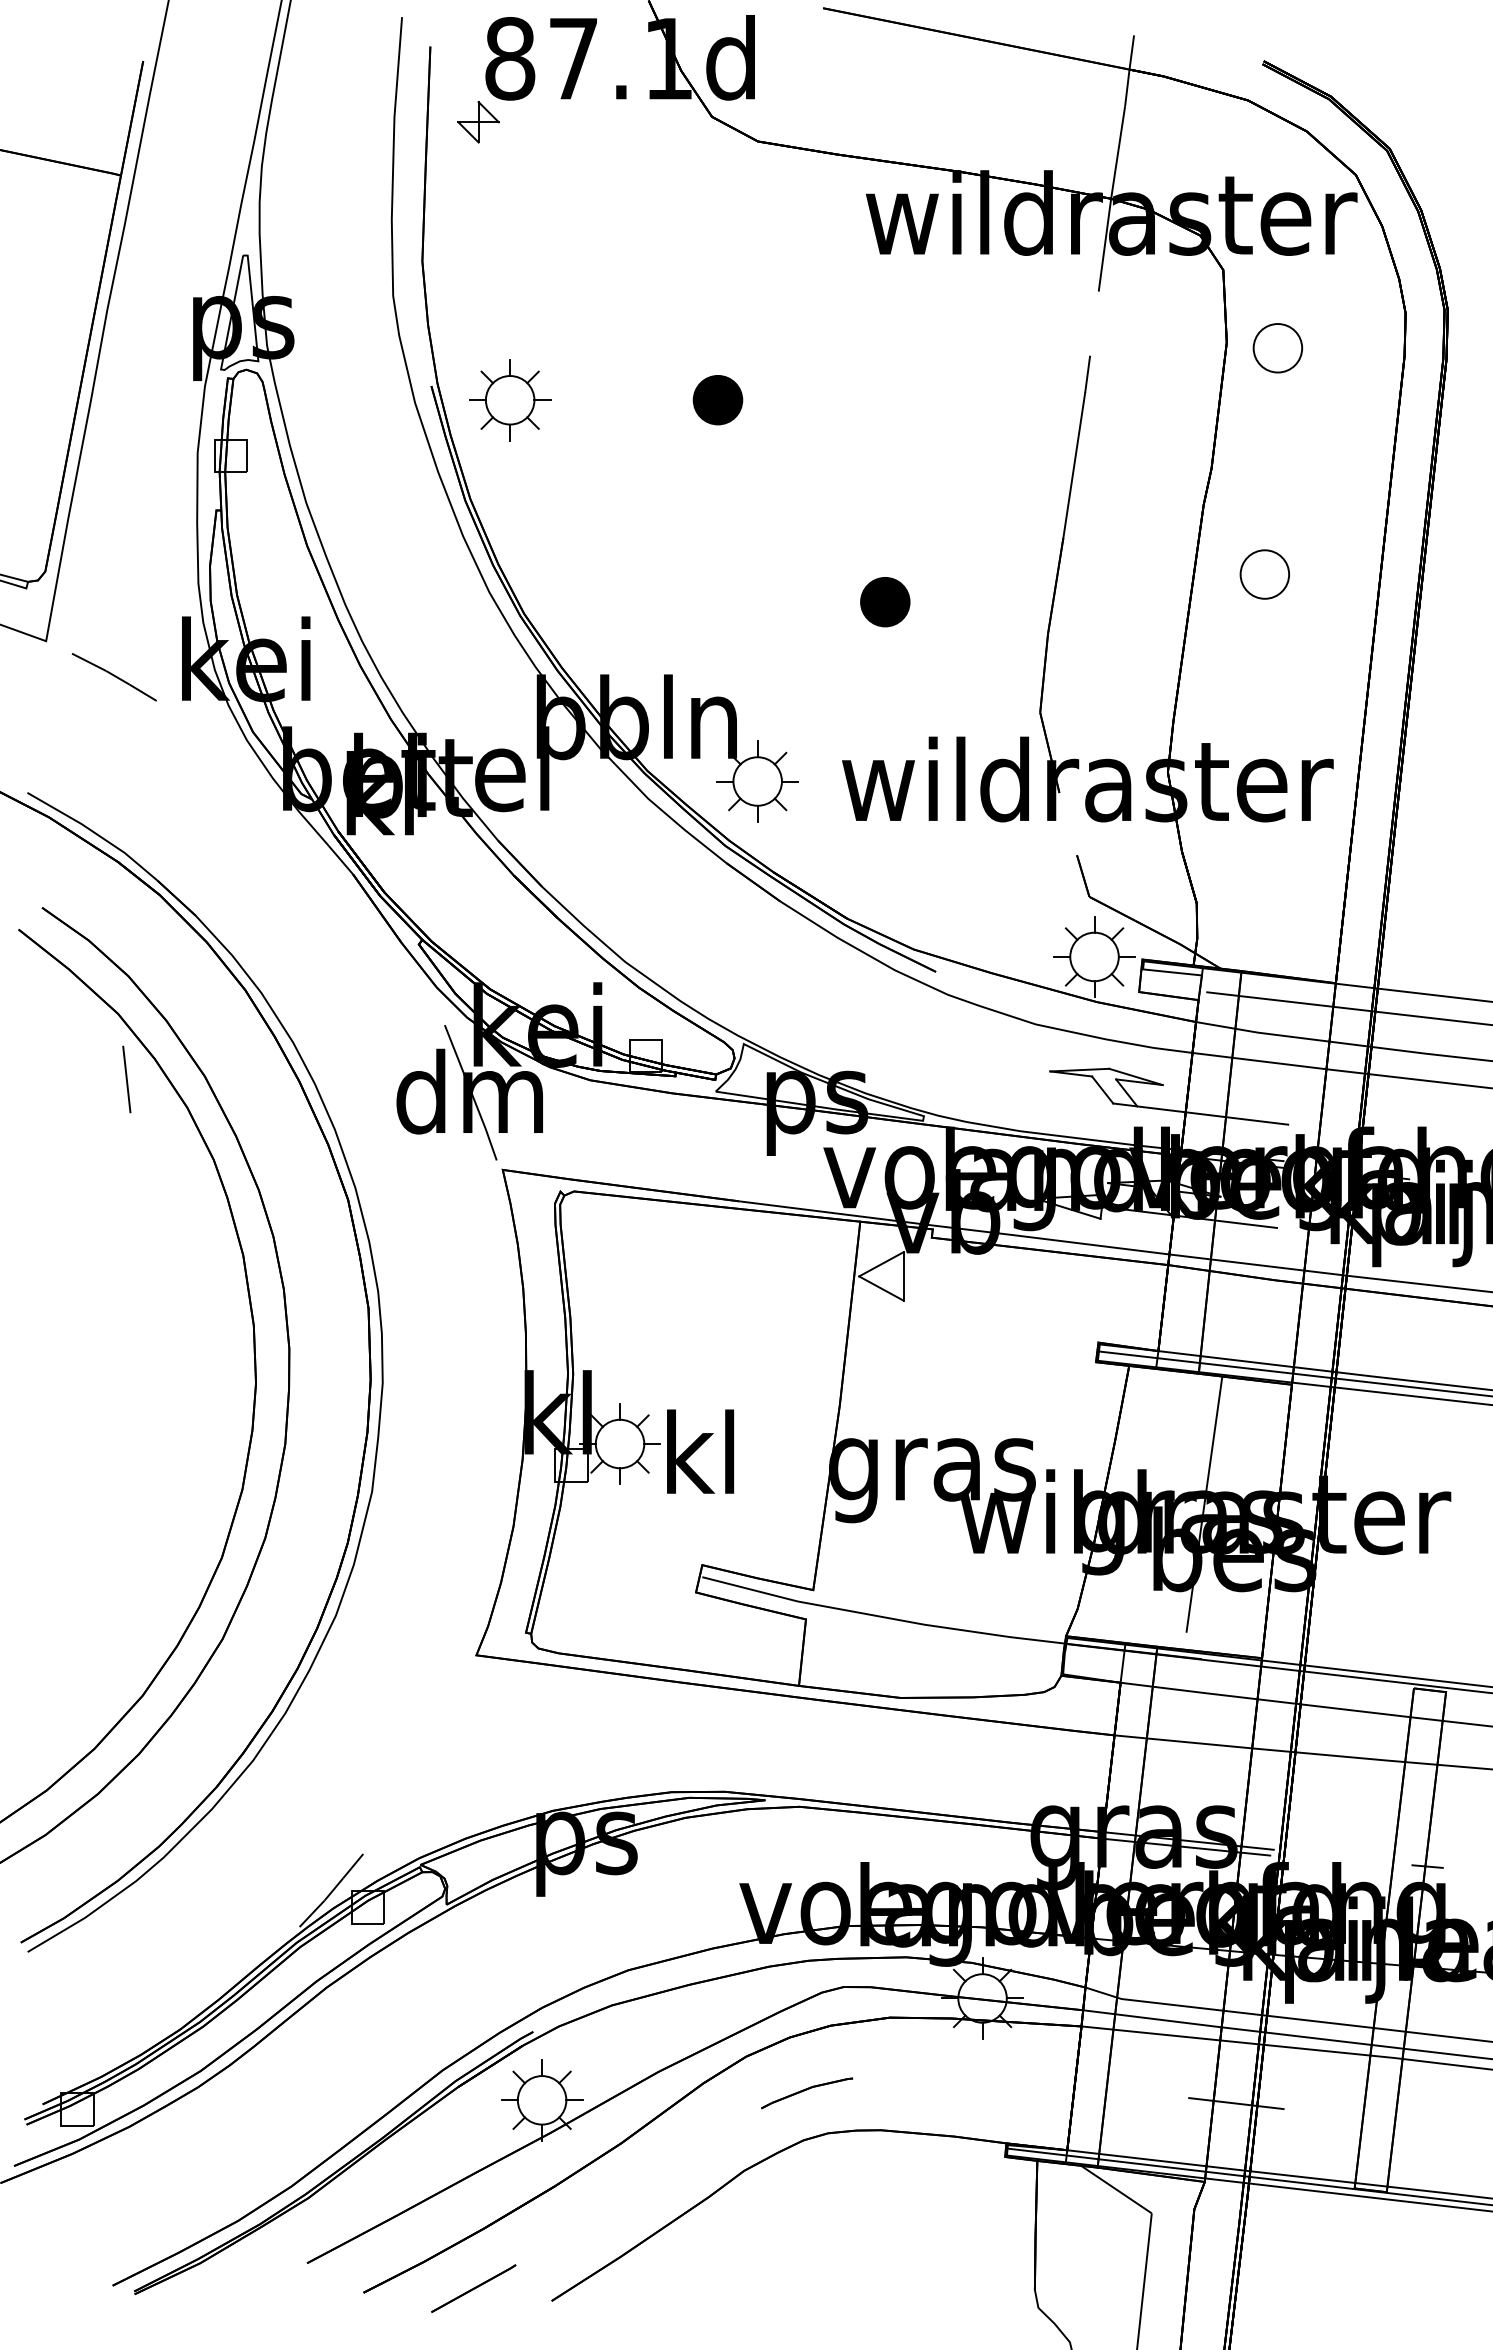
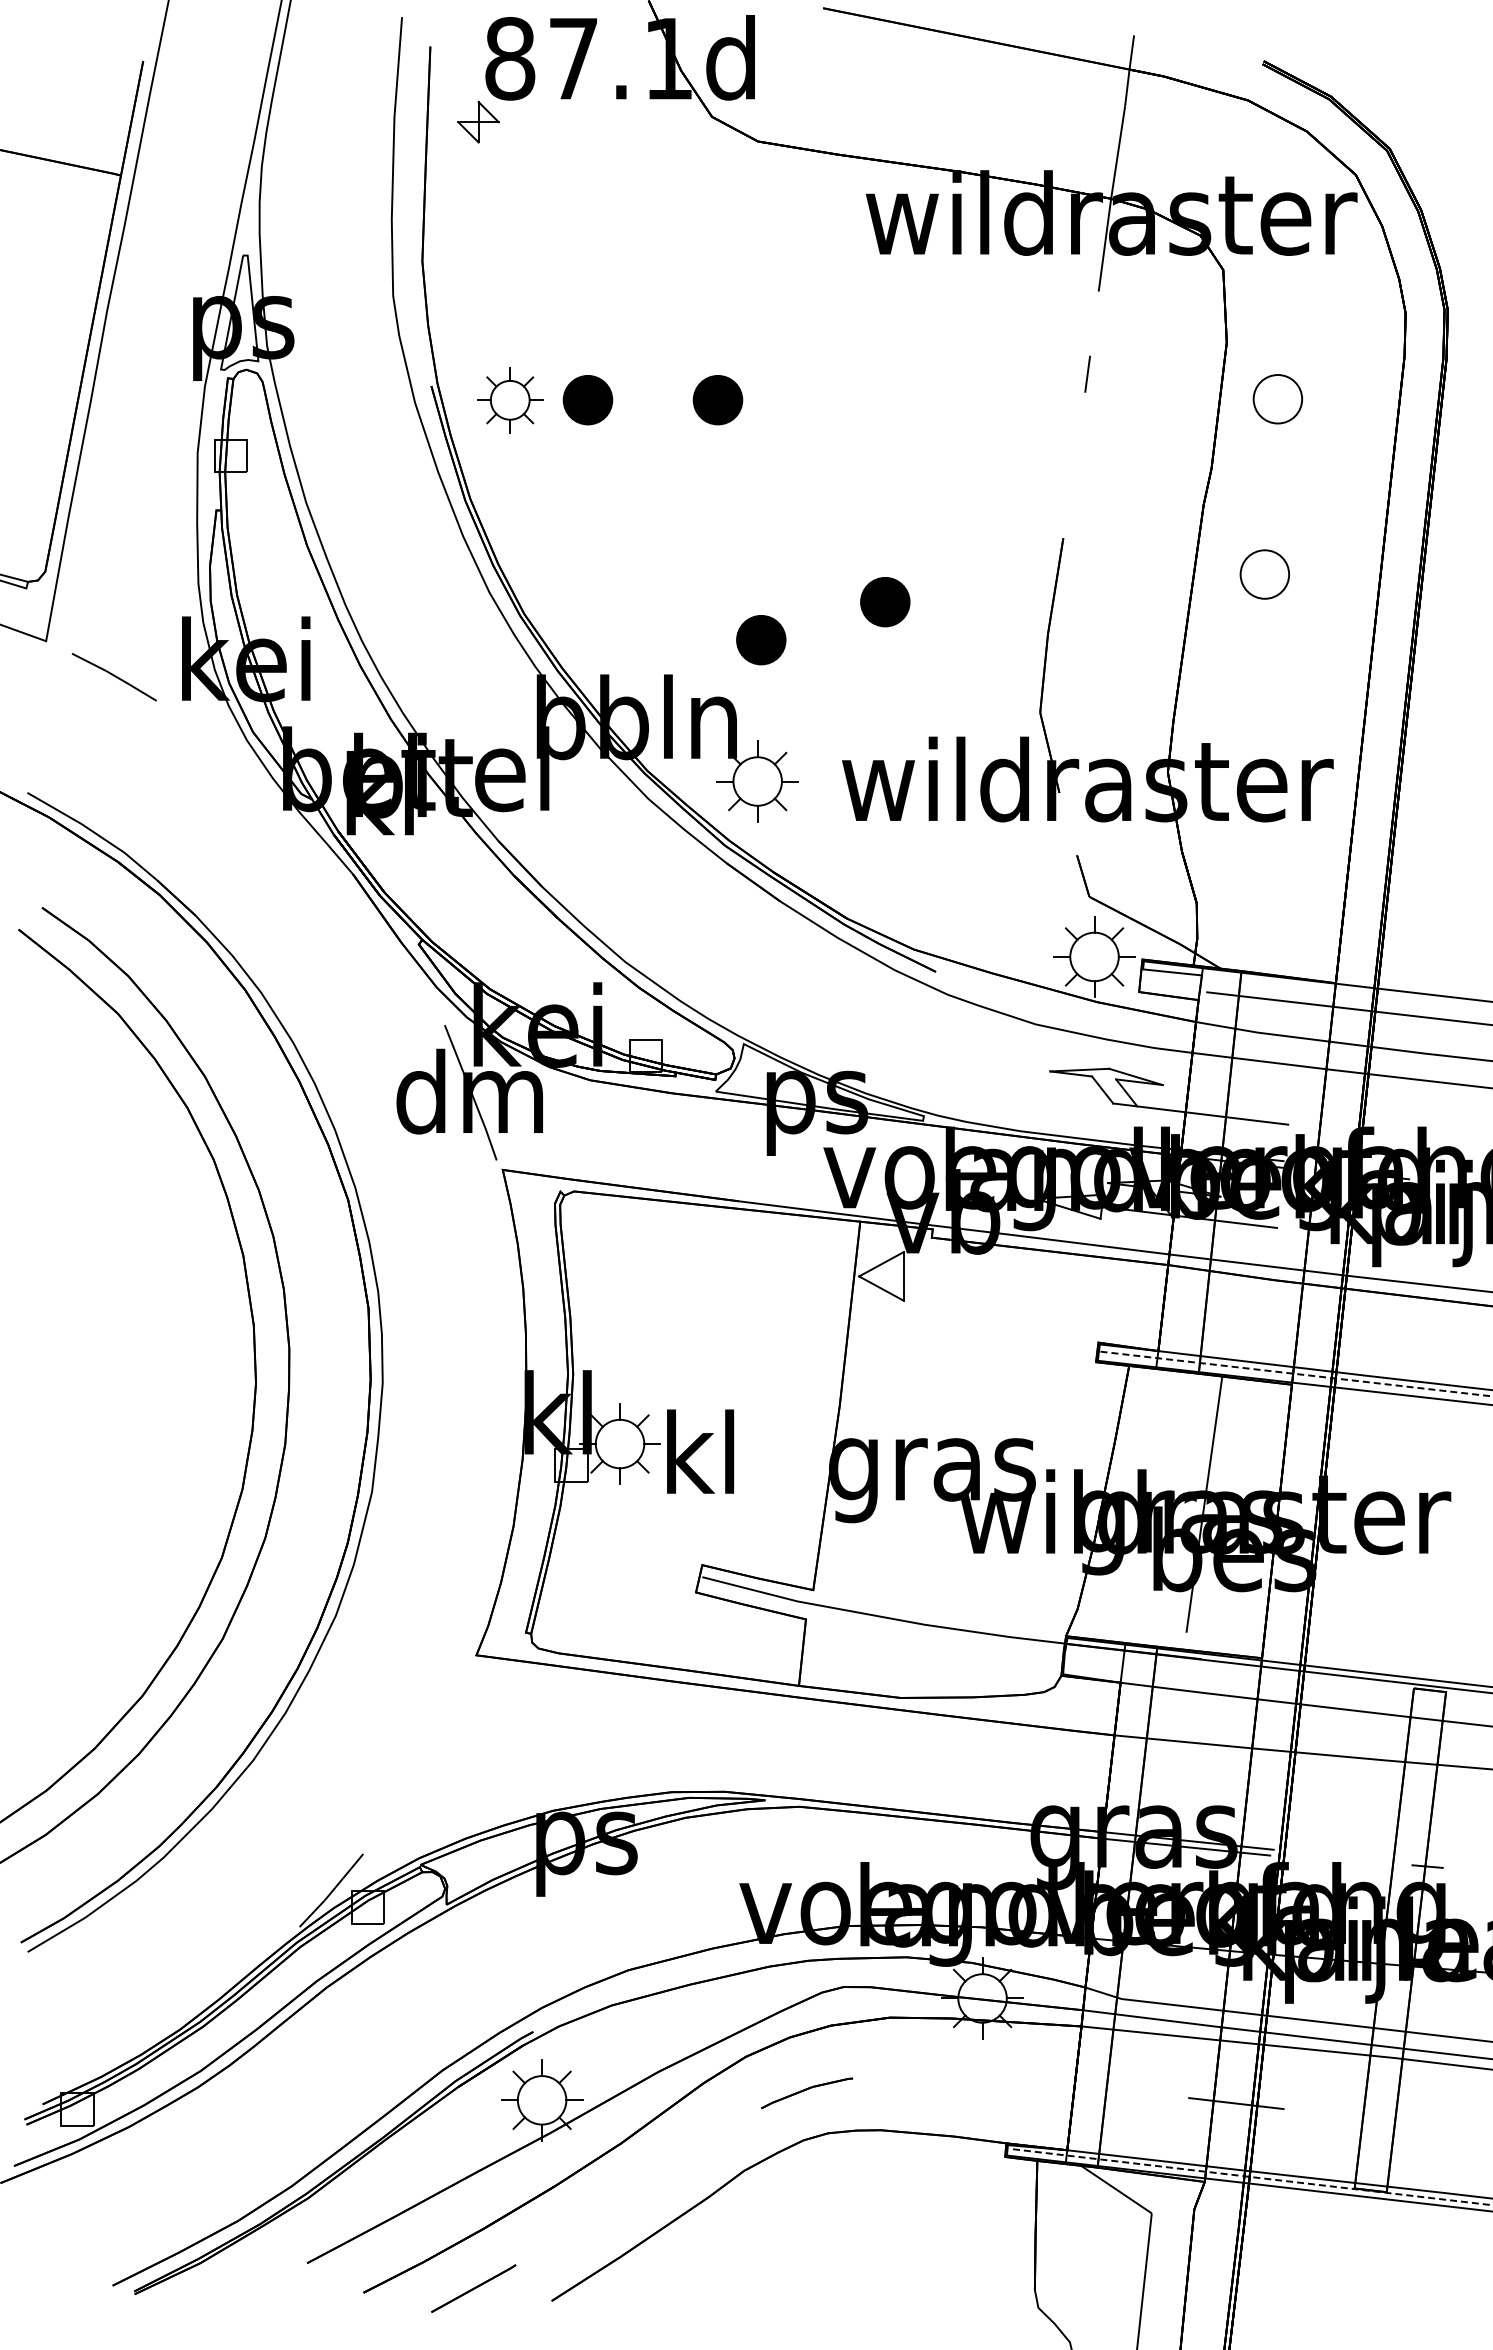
part position: (1277, 348) -> (1277, 399) (1277, 399)
part size: 83x83 px -> 67x67 px (510, 400)
part: none -> present (587, 400)
line: present -> none (1074, 465)
part: none -> present (761, 640)
line: present -> none (126, 1079)
line: solid -> dashed (1297, 1374)
line: solid -> dashed (1250, 2176)
